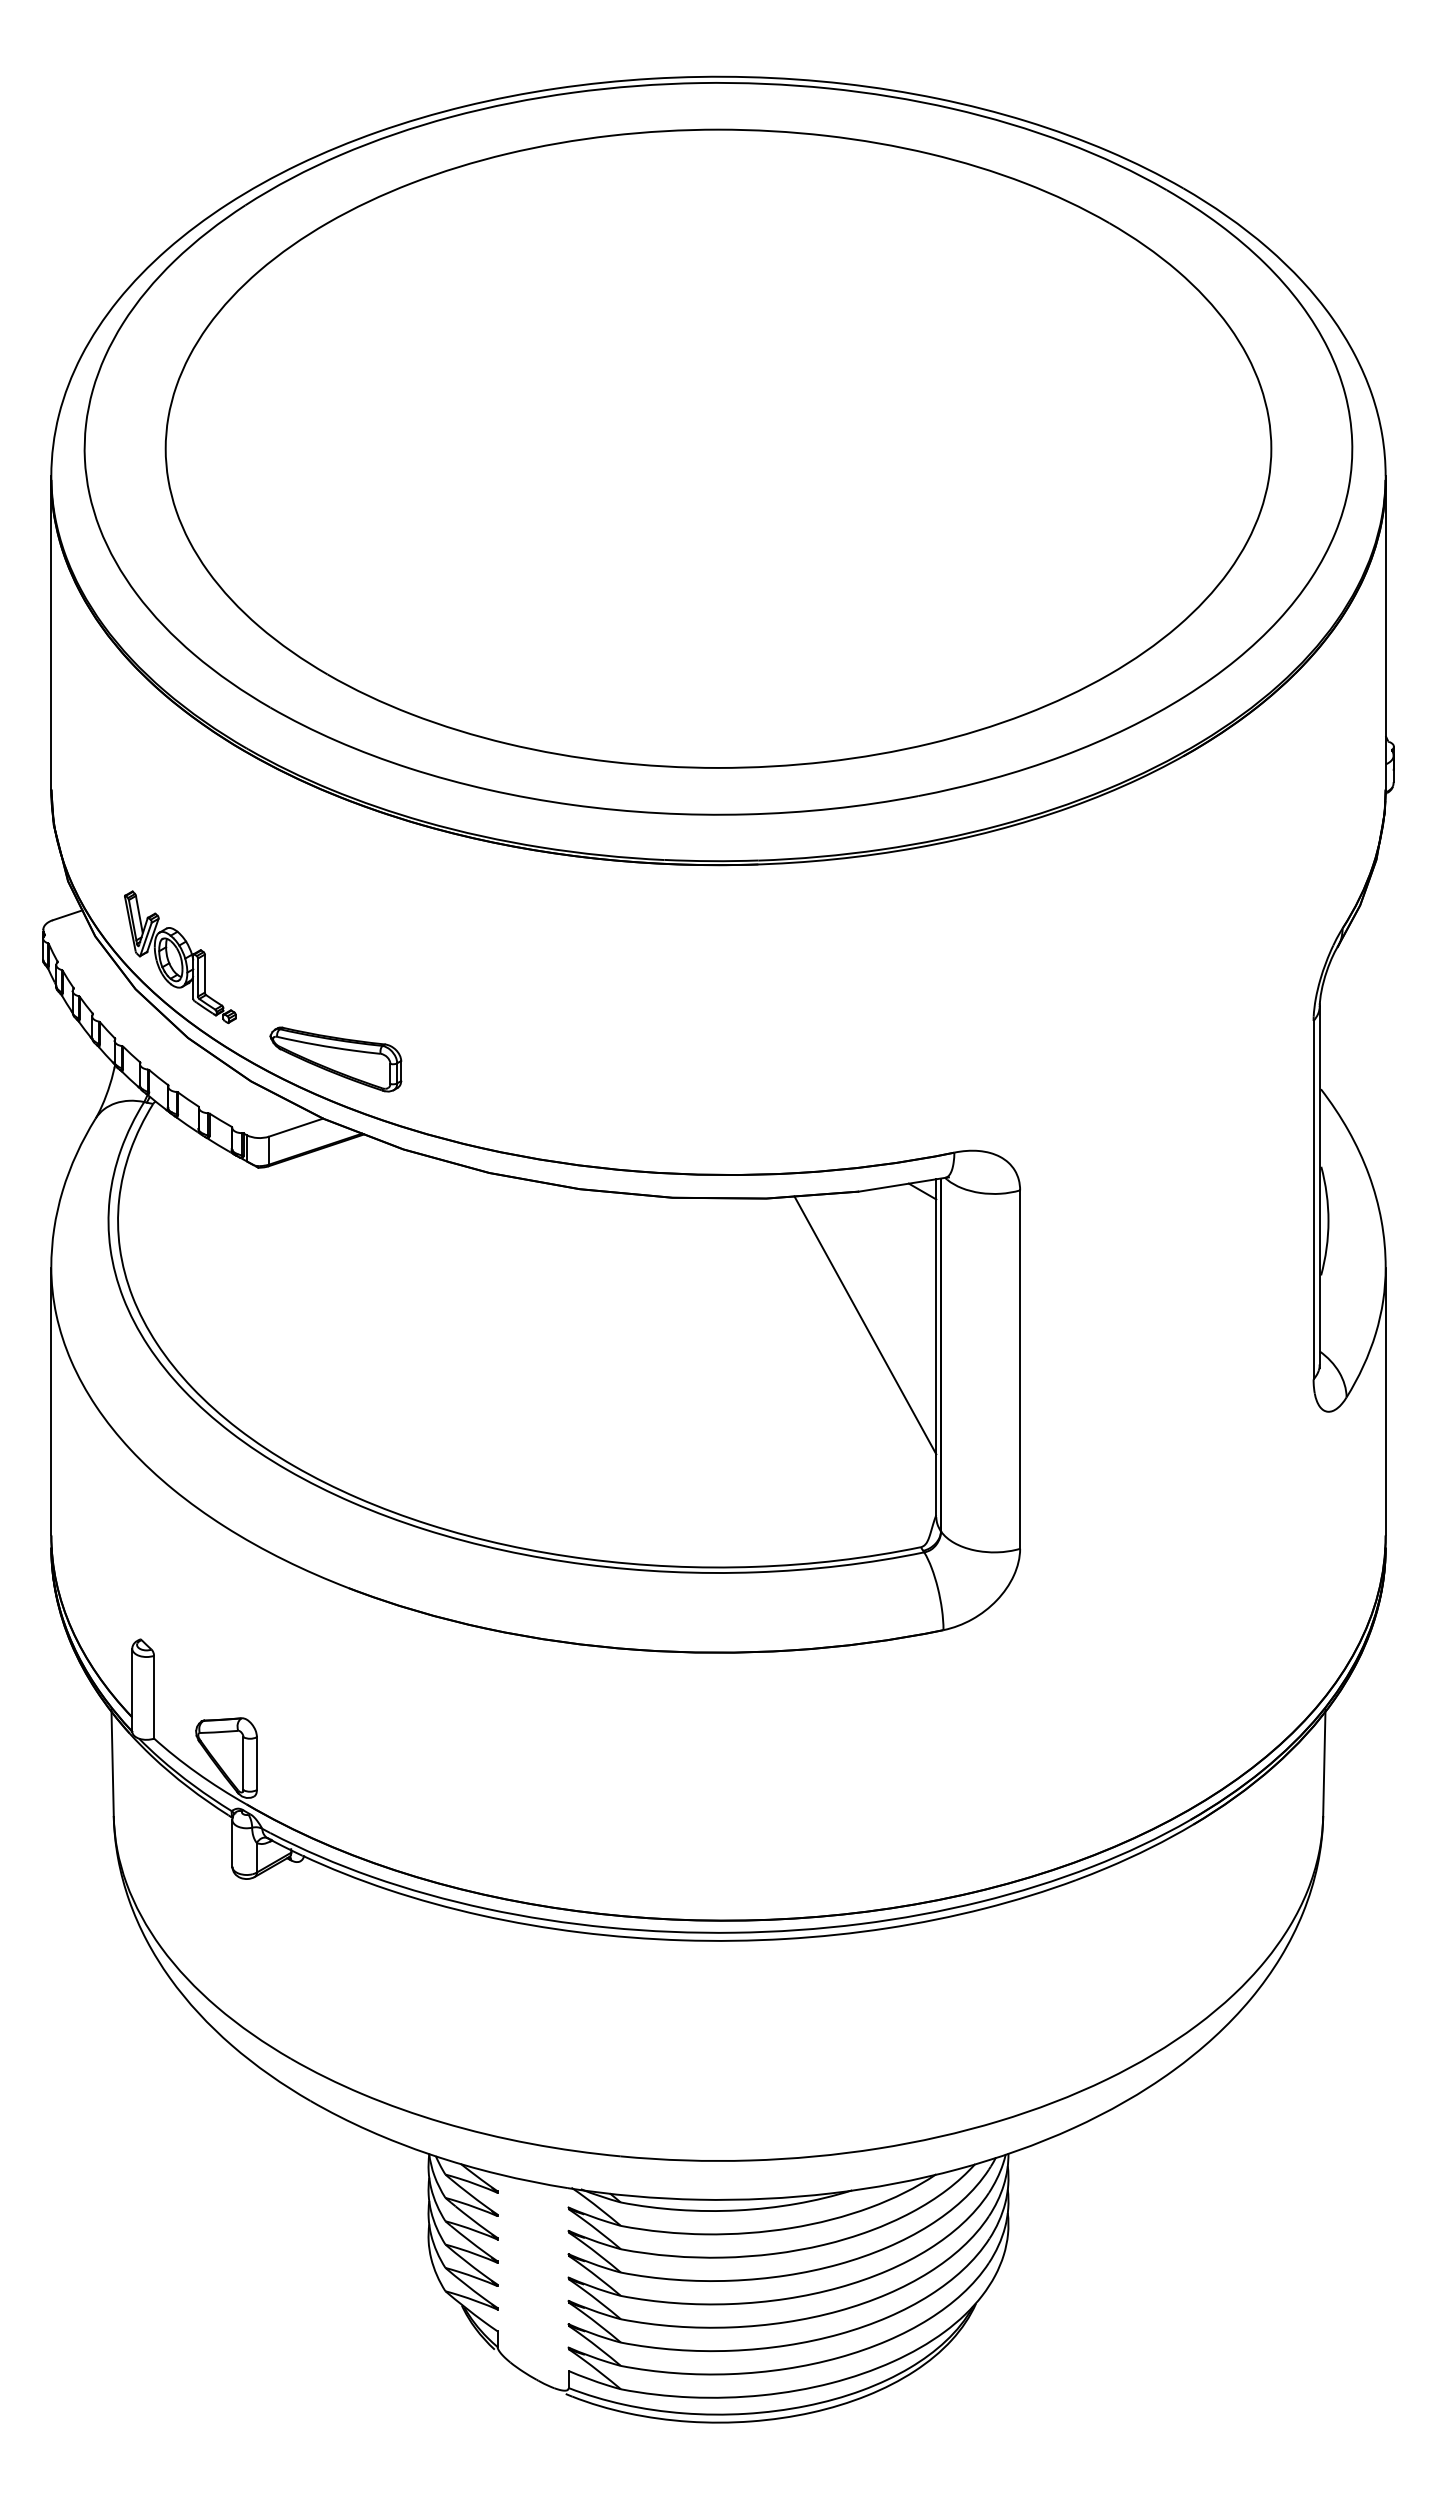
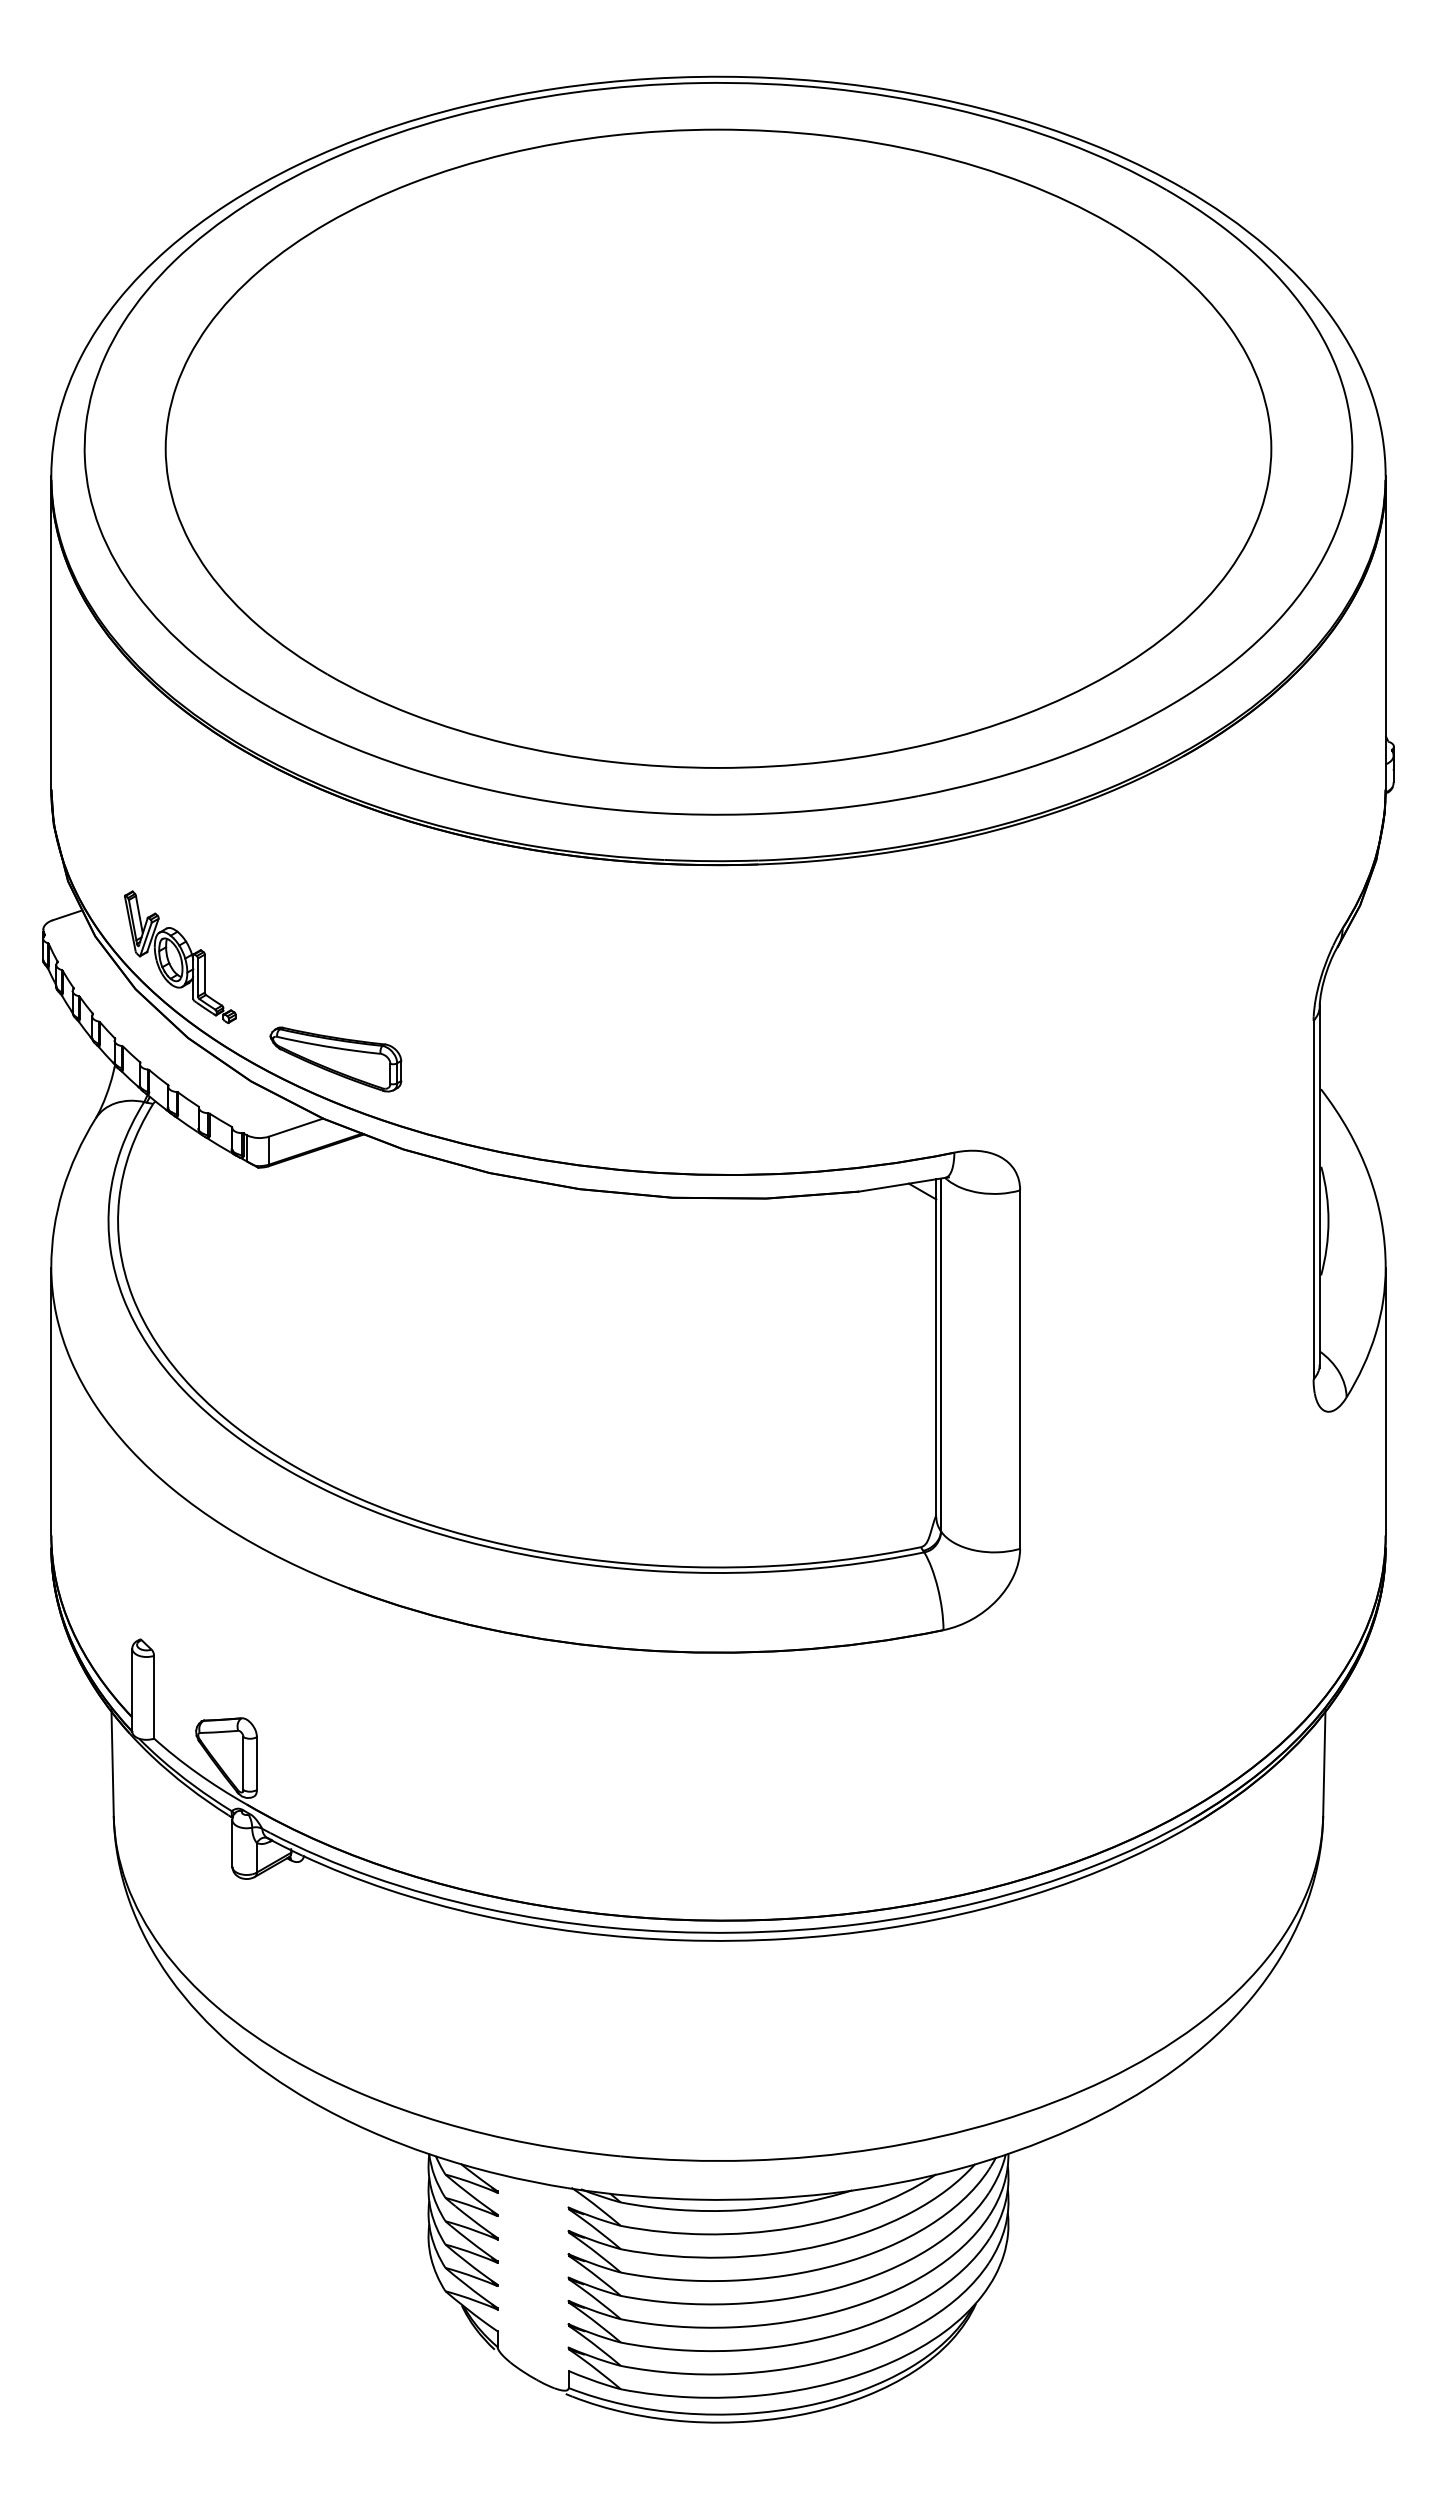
line: present -> none (865, 1325)
